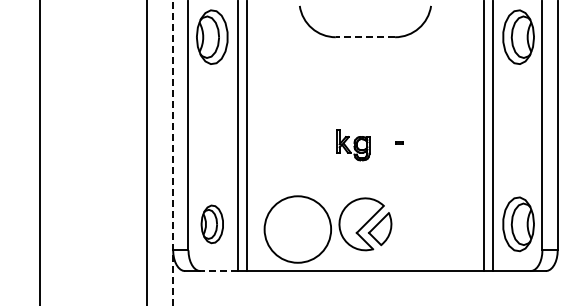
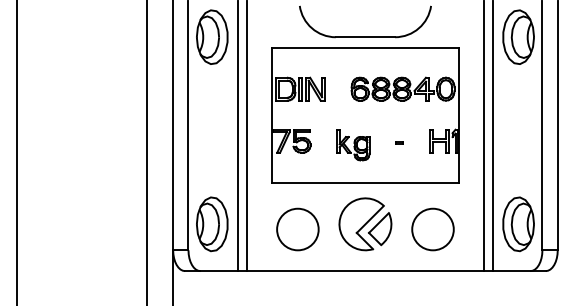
line: dashed -> solid (365, 37)
part: none -> present (365, 115)
line position: (40, 152) -> (17, 152) (17, 152)
line: dashed -> solid (173, 153)
part size: 24x41 px -> 33x57 px (212, 224)
circle diameter: 67 px -> 42 px (297, 229)
circle: none -> present (432, 229)
line: dashed -> solid (219, 271)
